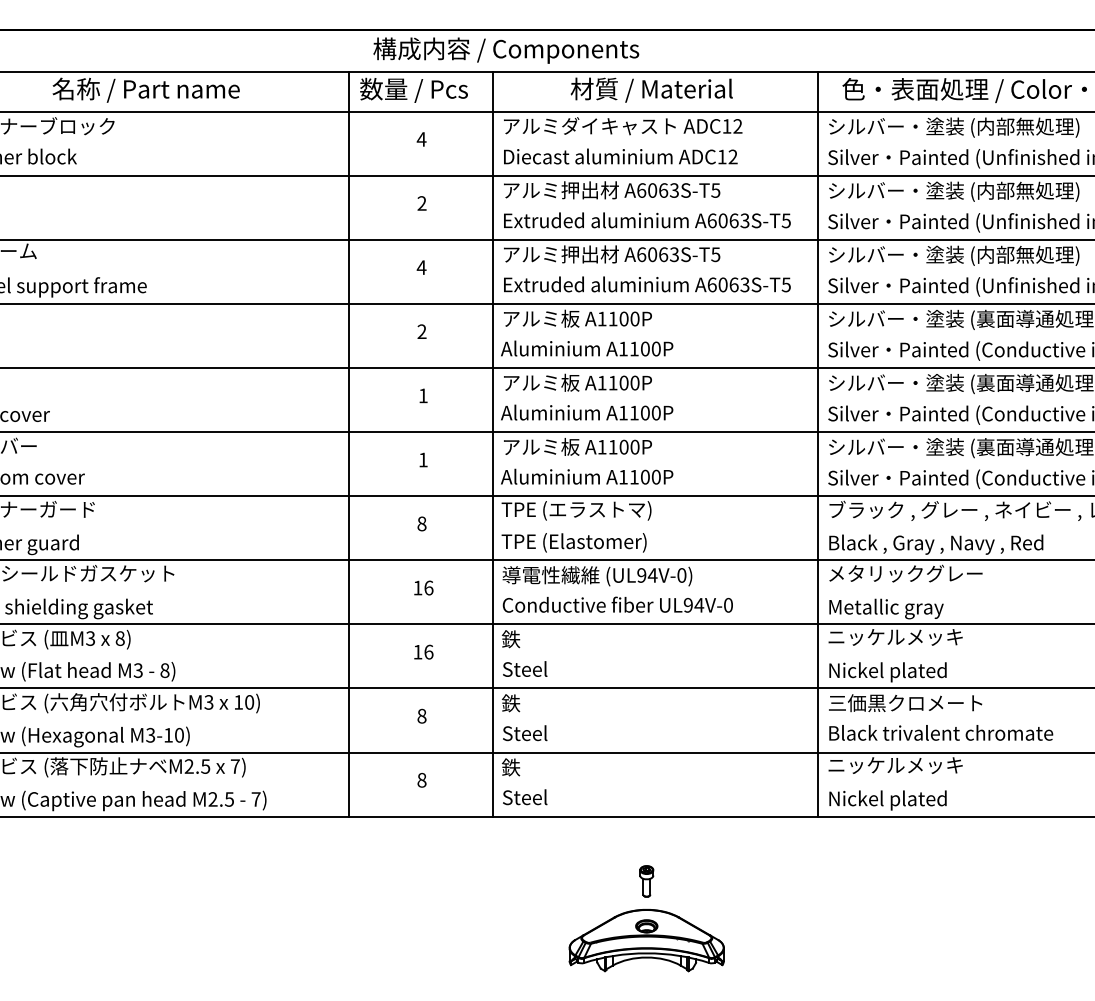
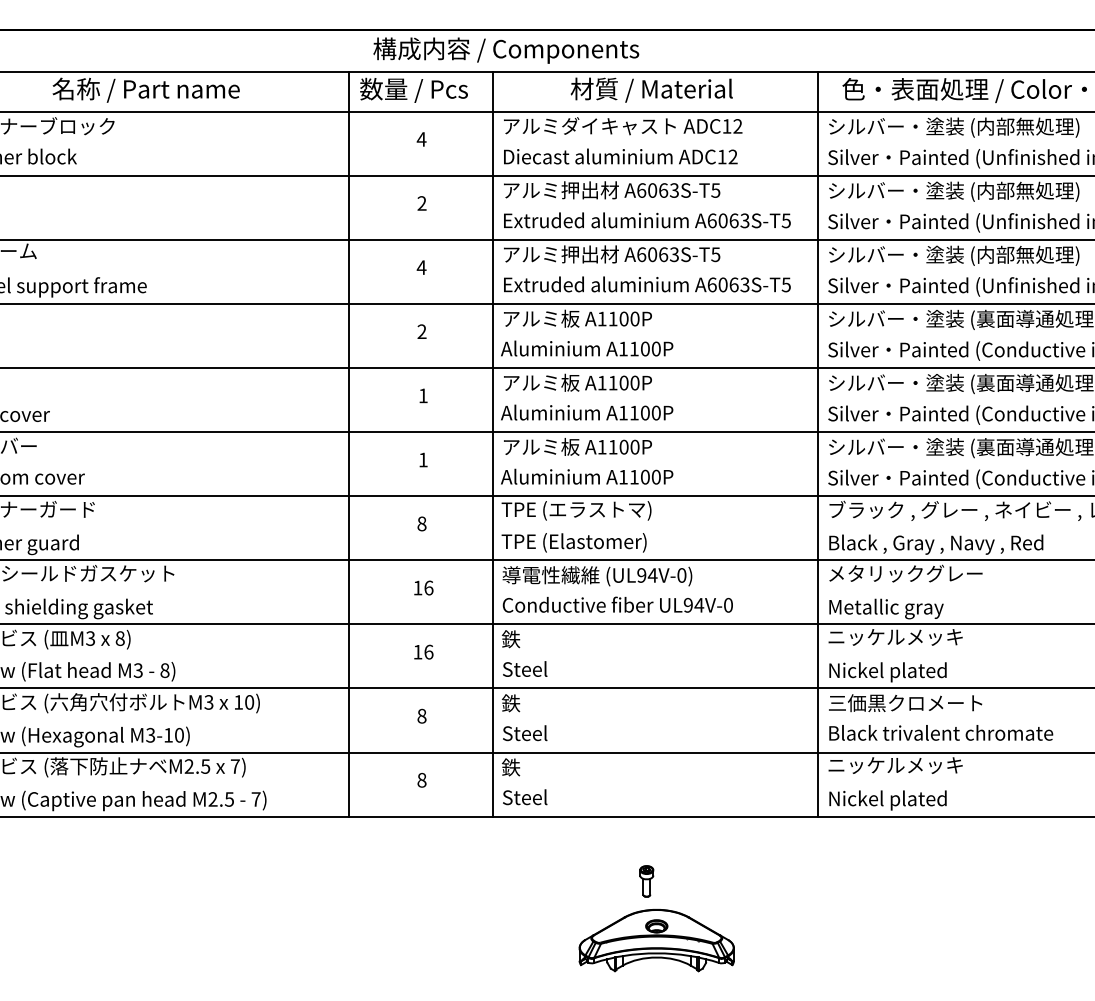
part position: (646, 940) -> (656, 940) (656, 940)
